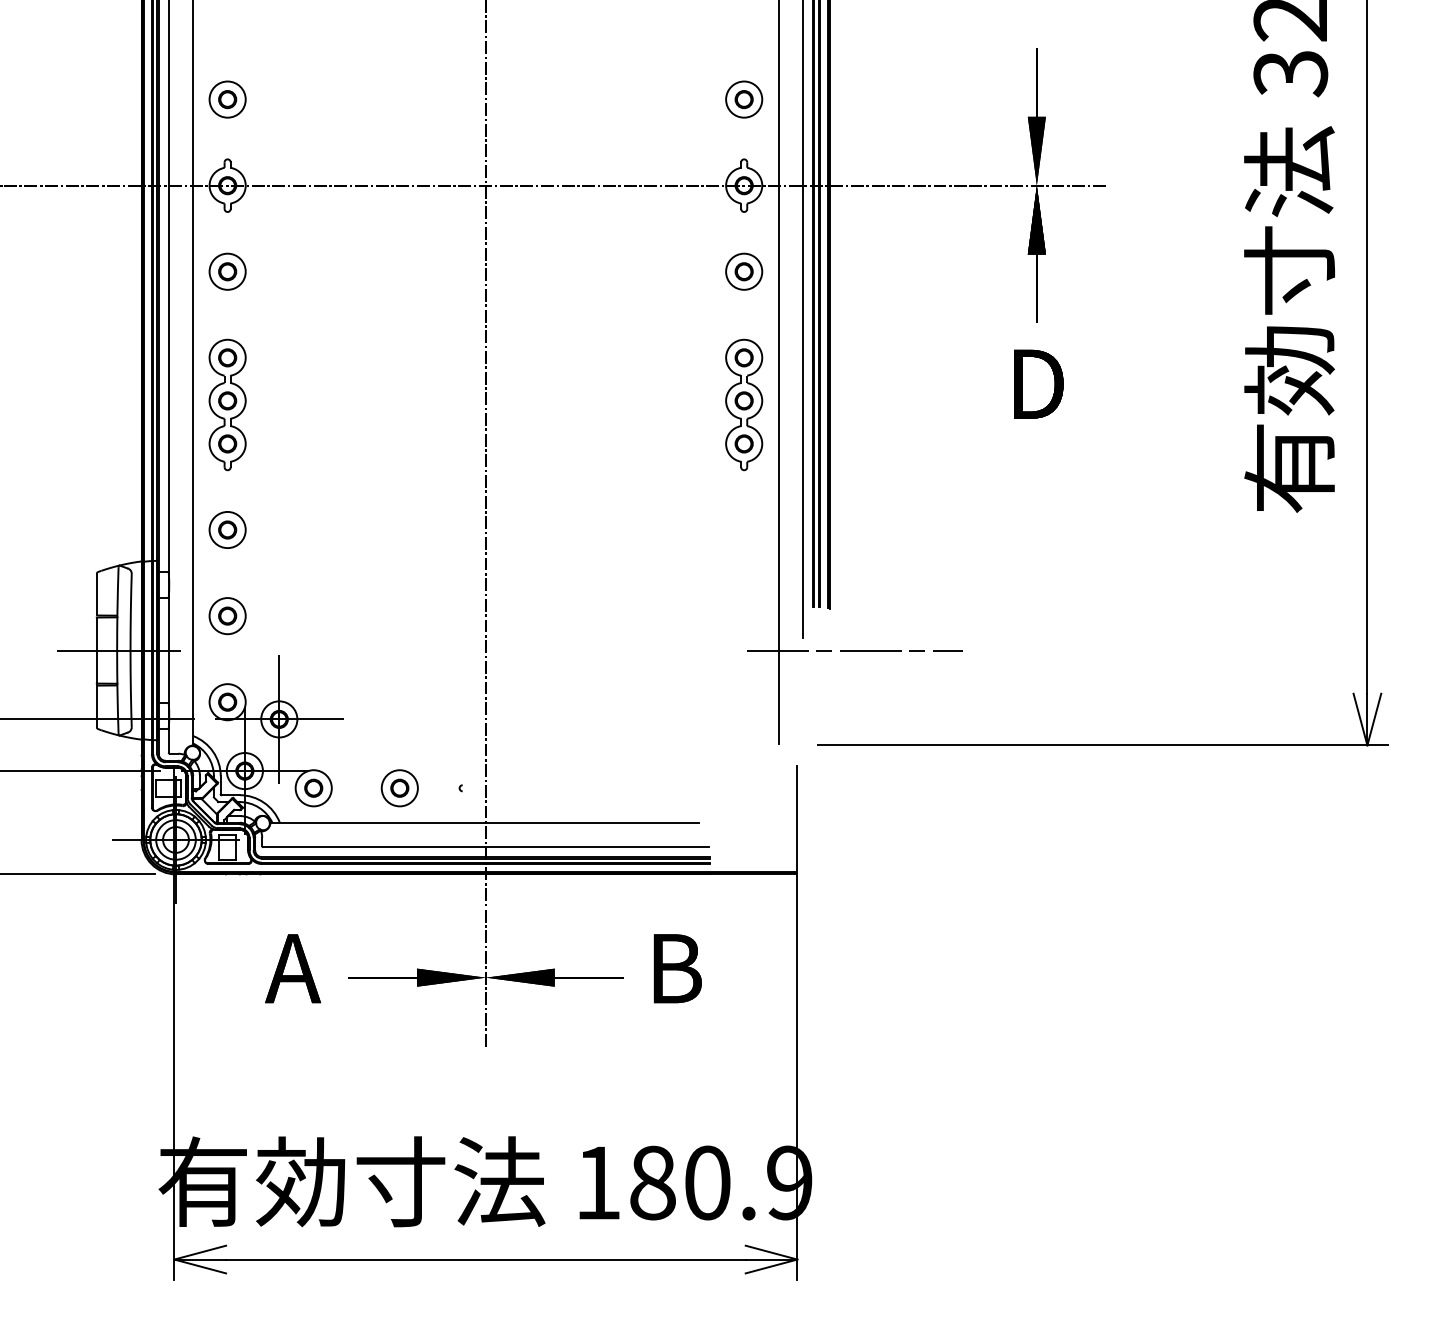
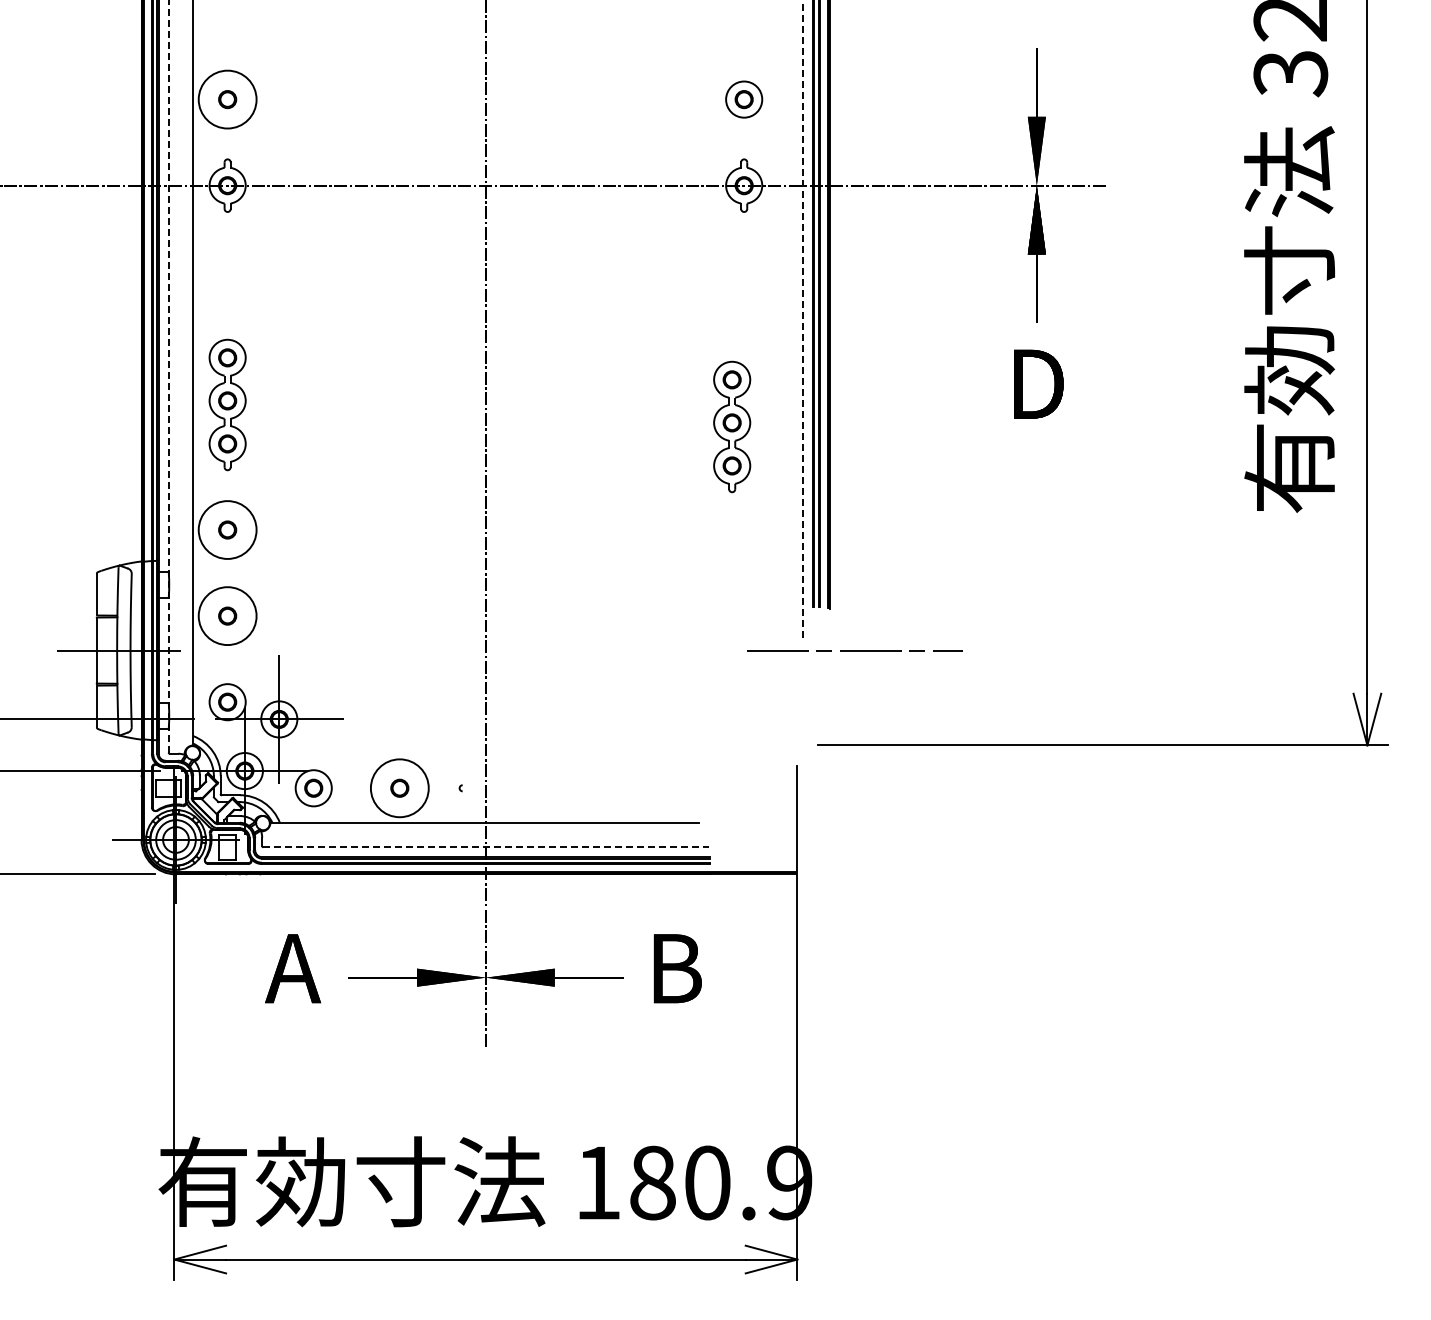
circle diameter: 36 px -> 58 px (227, 99)
part: present -> none (227, 271)
part: present -> none (744, 271)
line: solid -> dashed (803, 319)
line: present -> none (778, 372)
line: solid -> dashed (168, 376)
part position: (744, 404) -> (732, 426) (732, 426)
circle diameter: 36 px -> 58 px (227, 529)
circle diameter: 36 px -> 58 px (227, 616)
circle diameter: 36 px -> 58 px (399, 788)
line: solid -> dashed (485, 847)
